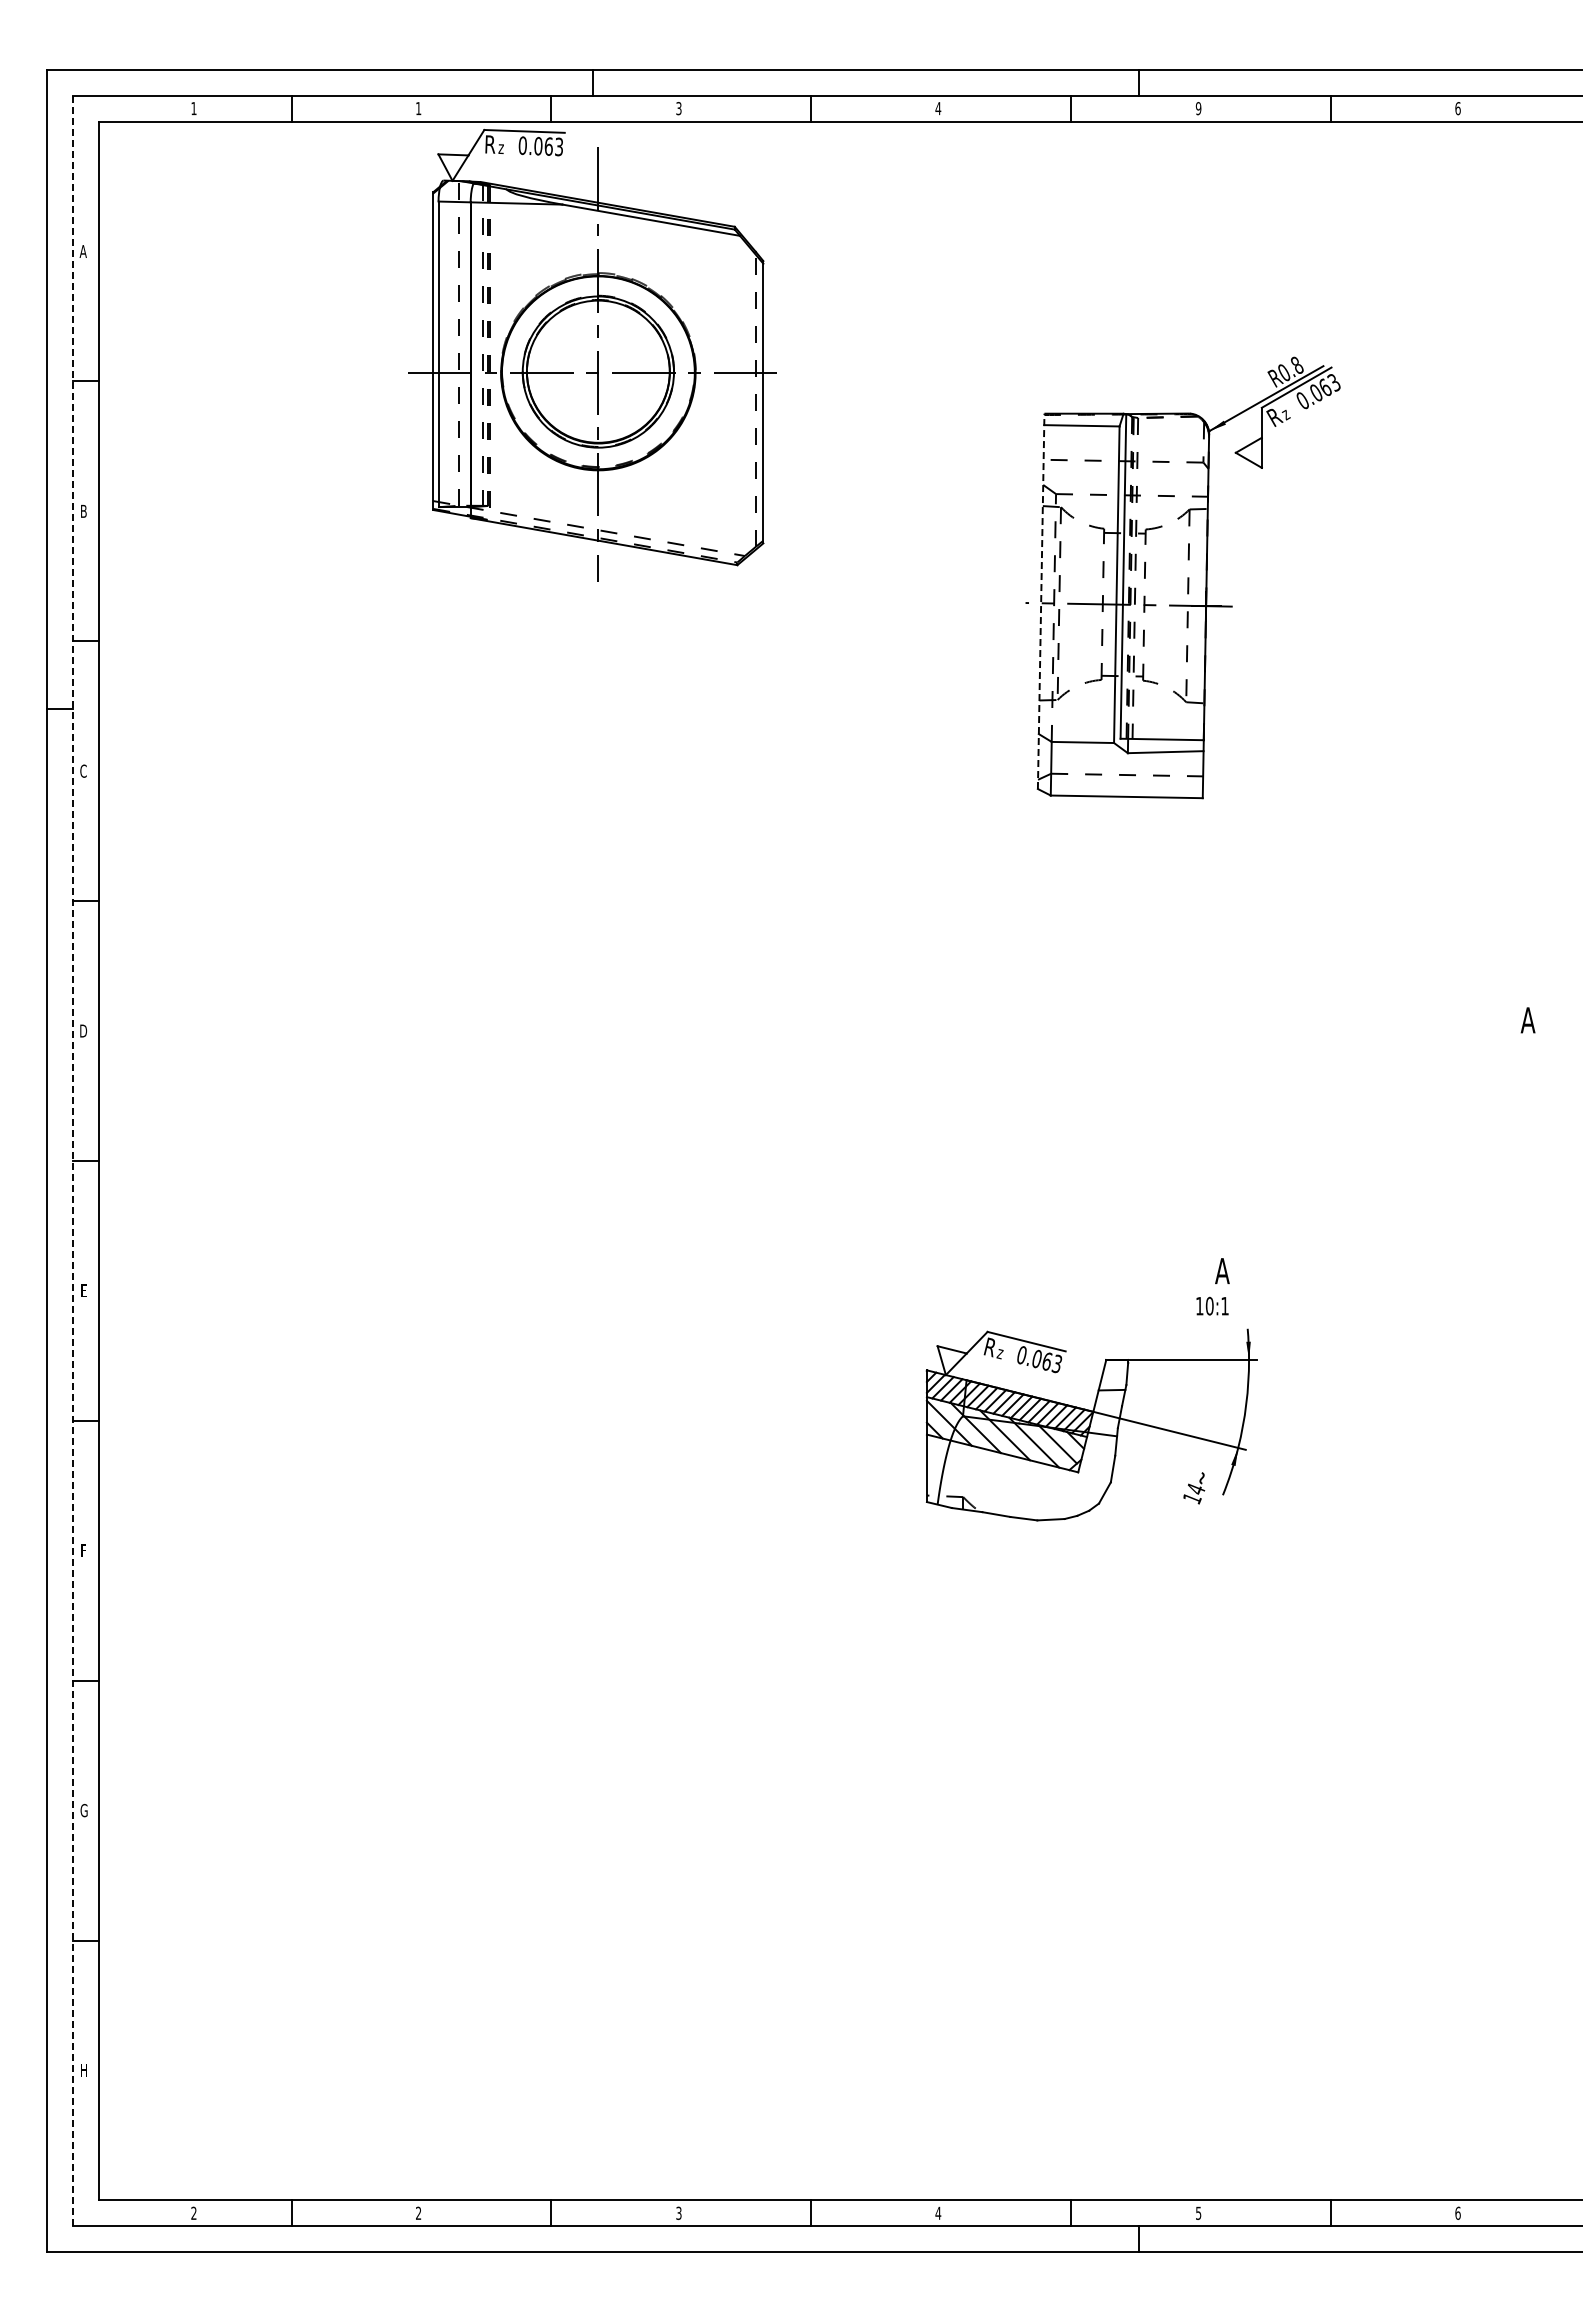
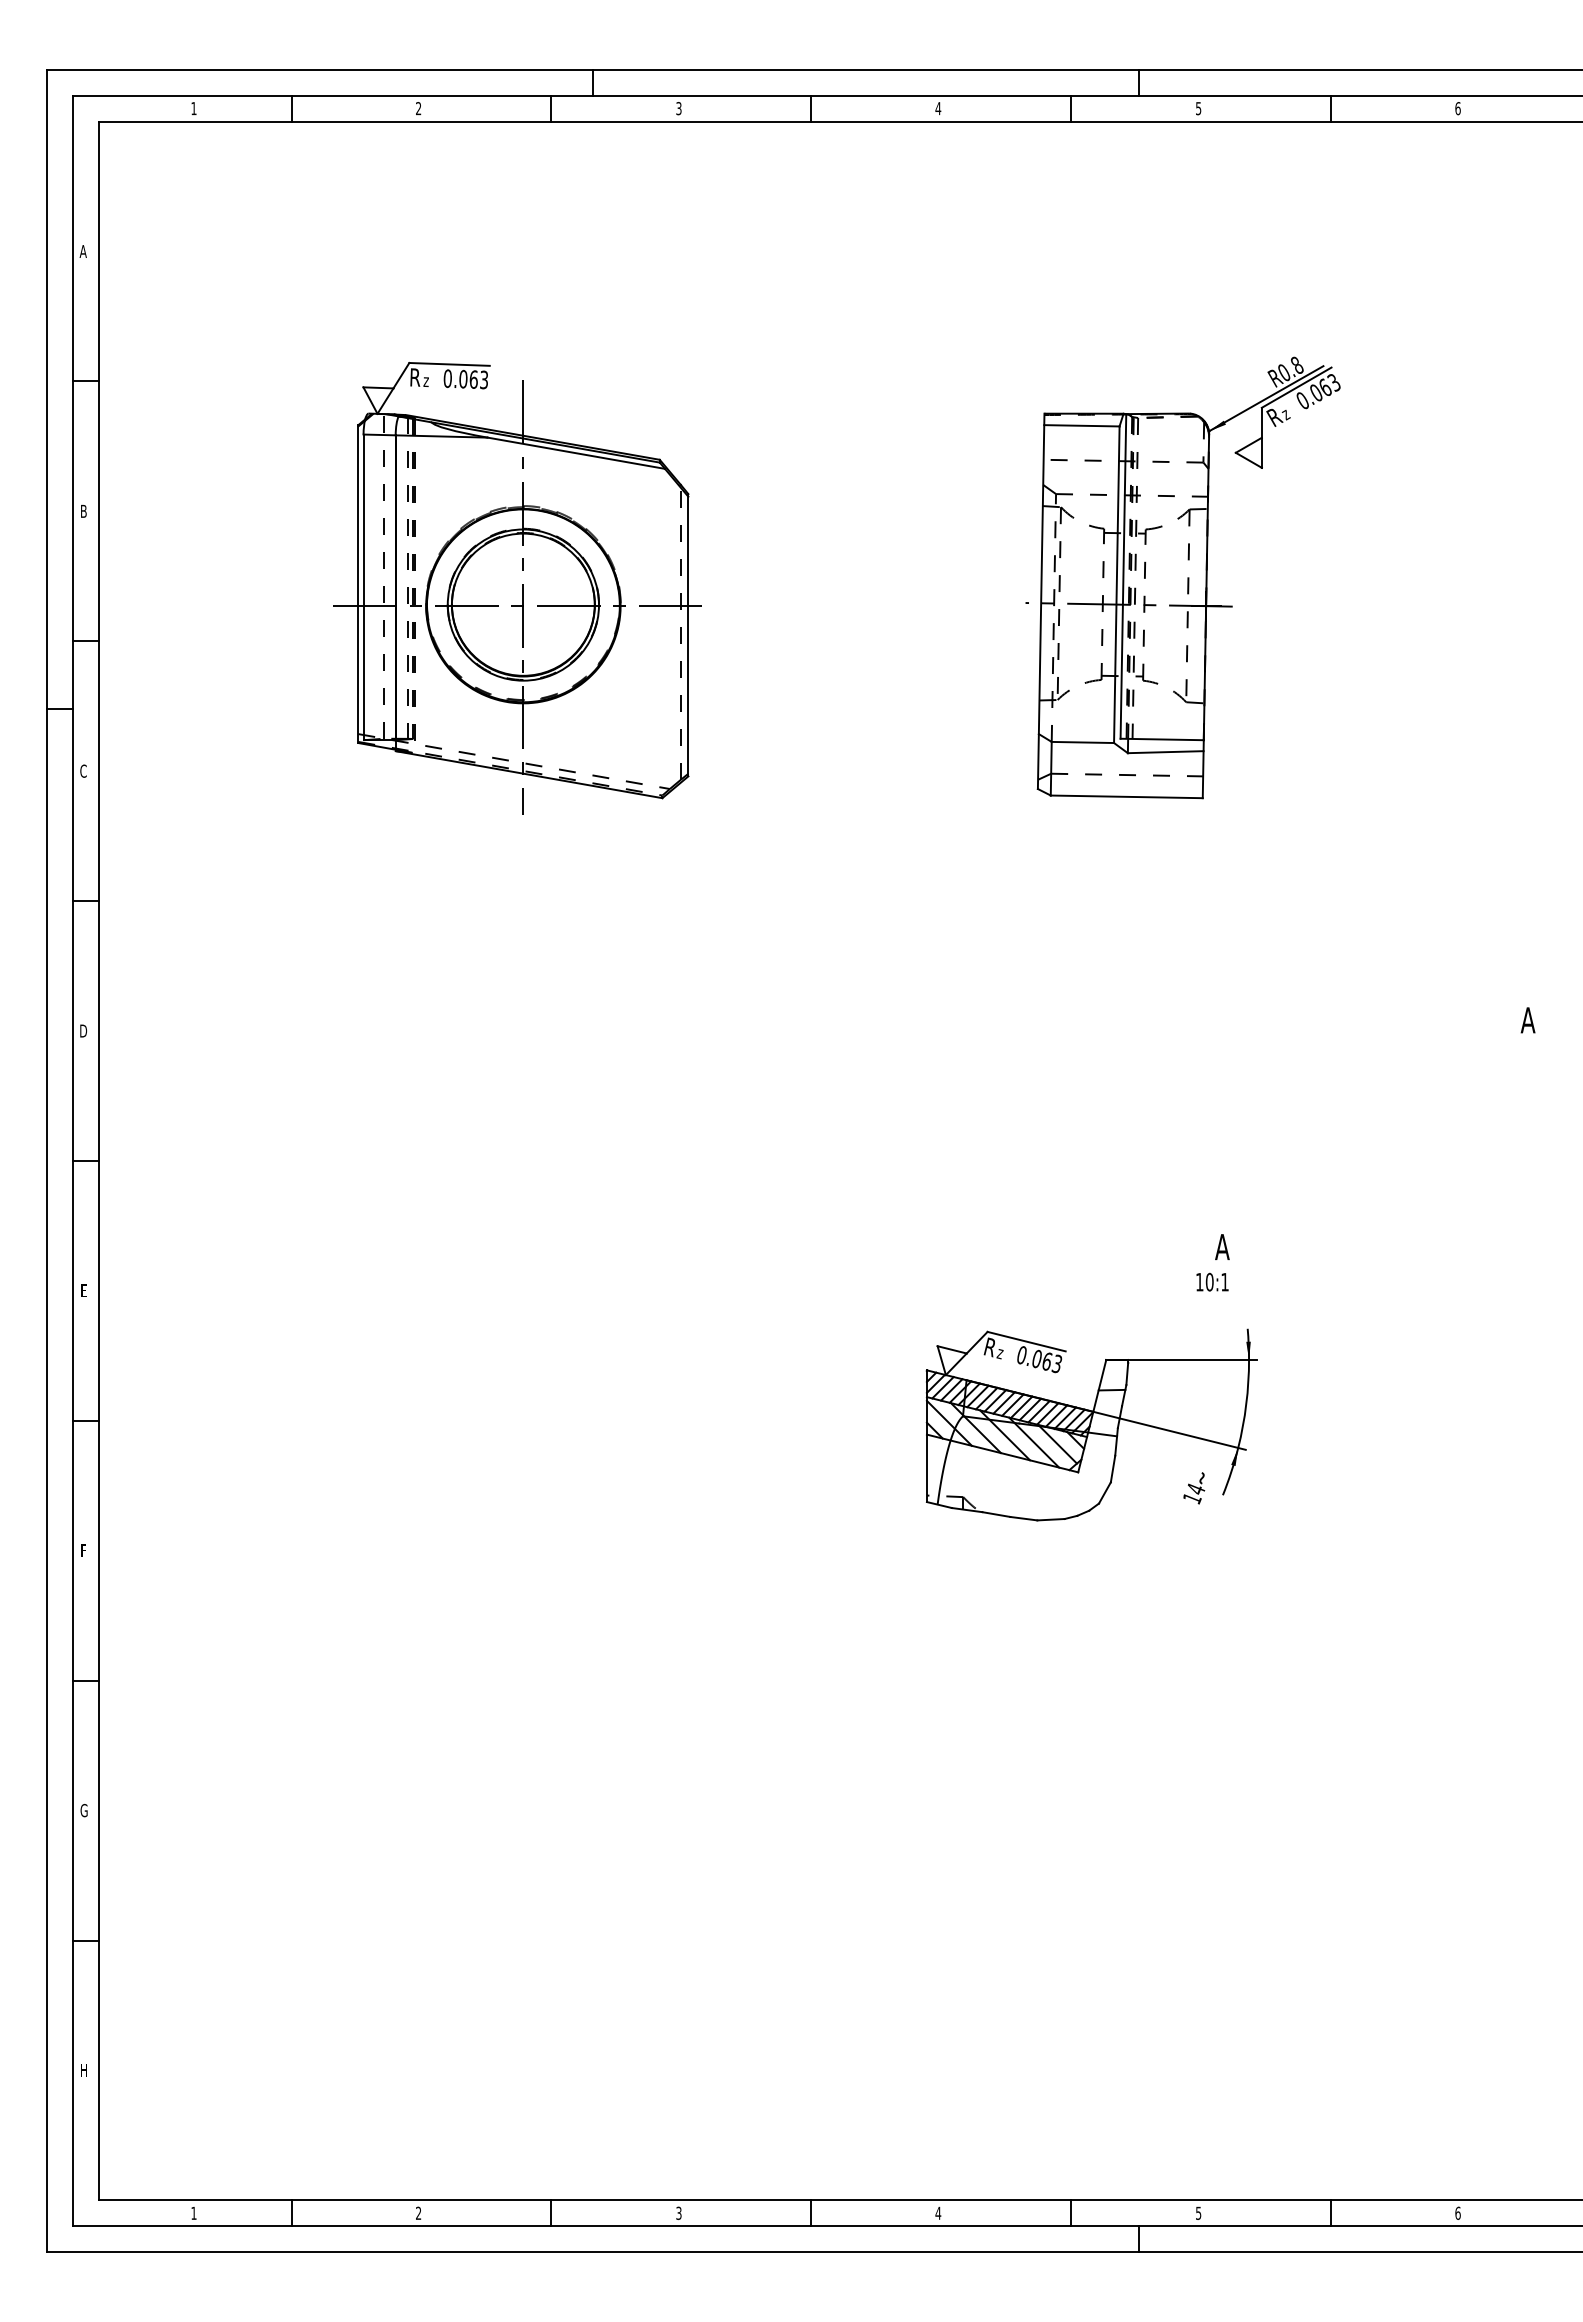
text: 1 -> 2 (418, 108)
text: 9 -> 5 (1198, 108)
part position: (592, 355) -> (517, 588) (517, 588)
line: dashed -> solid (1041, 601)
line: dashed -> solid (73, 1160)
text position: (1212, 1286) -> (1212, 1262) (1212, 1262)
text: 2 -> 1 (193, 2212)
